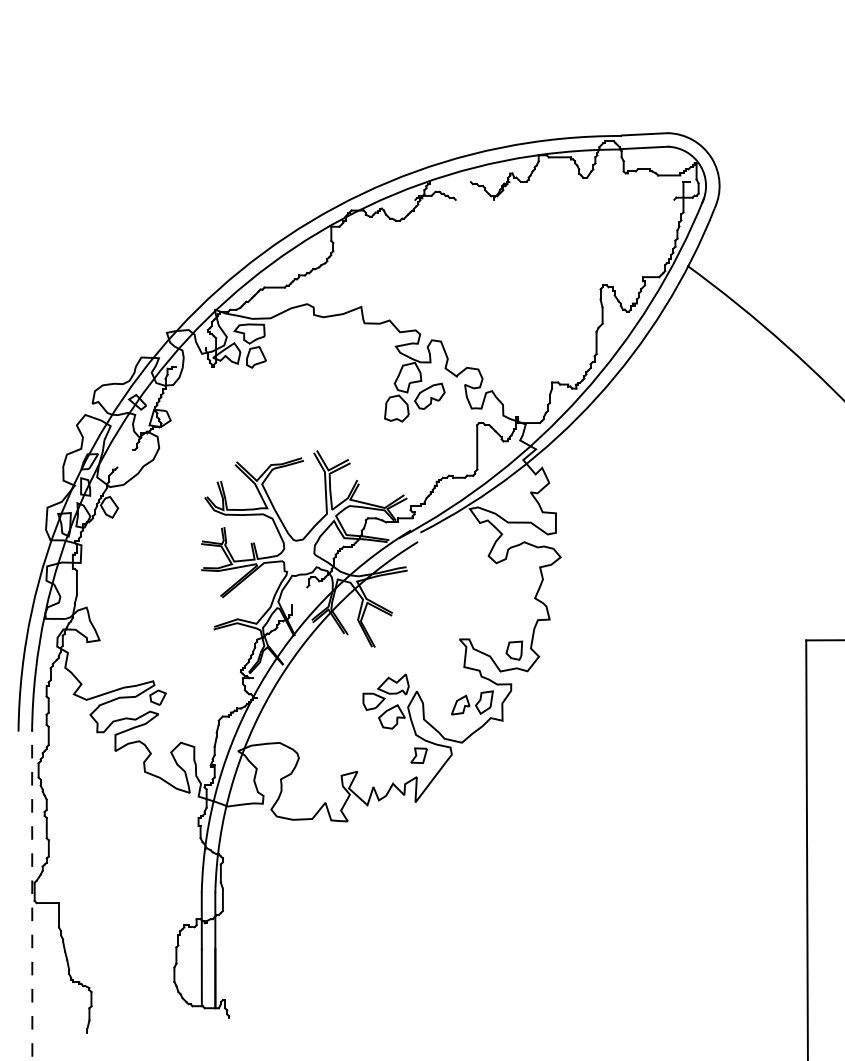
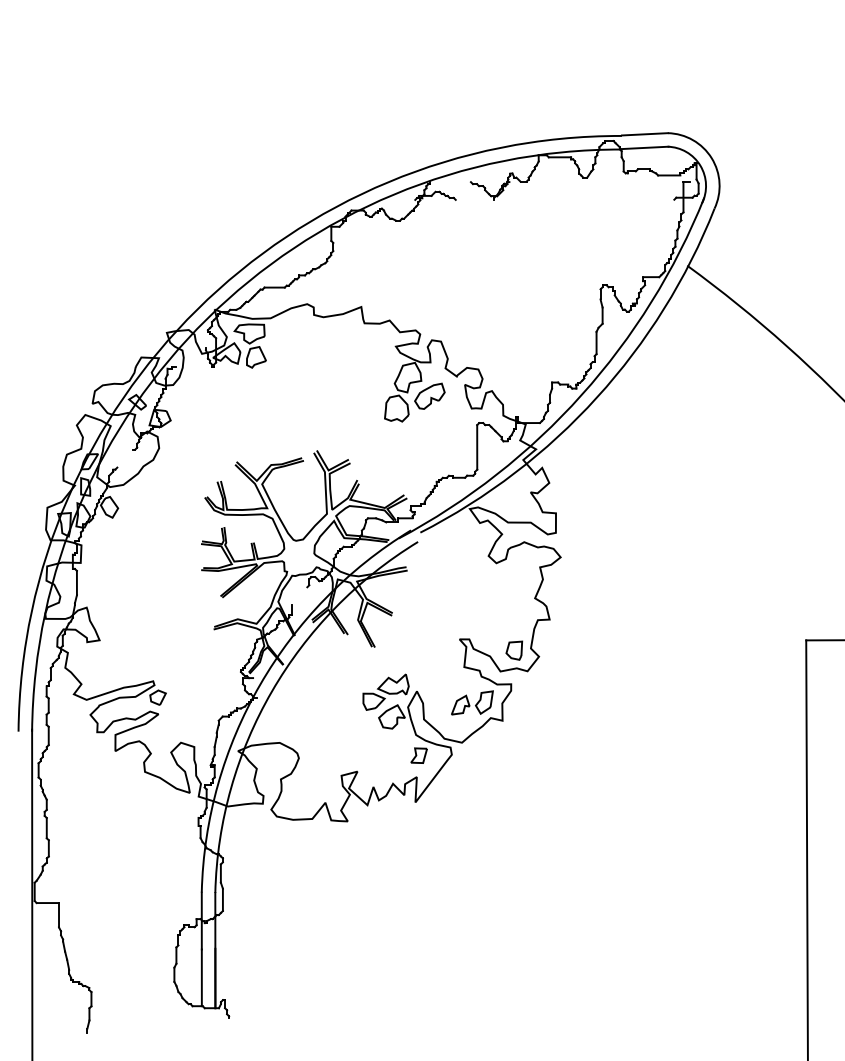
line: dashed -> solid (32, 894)
